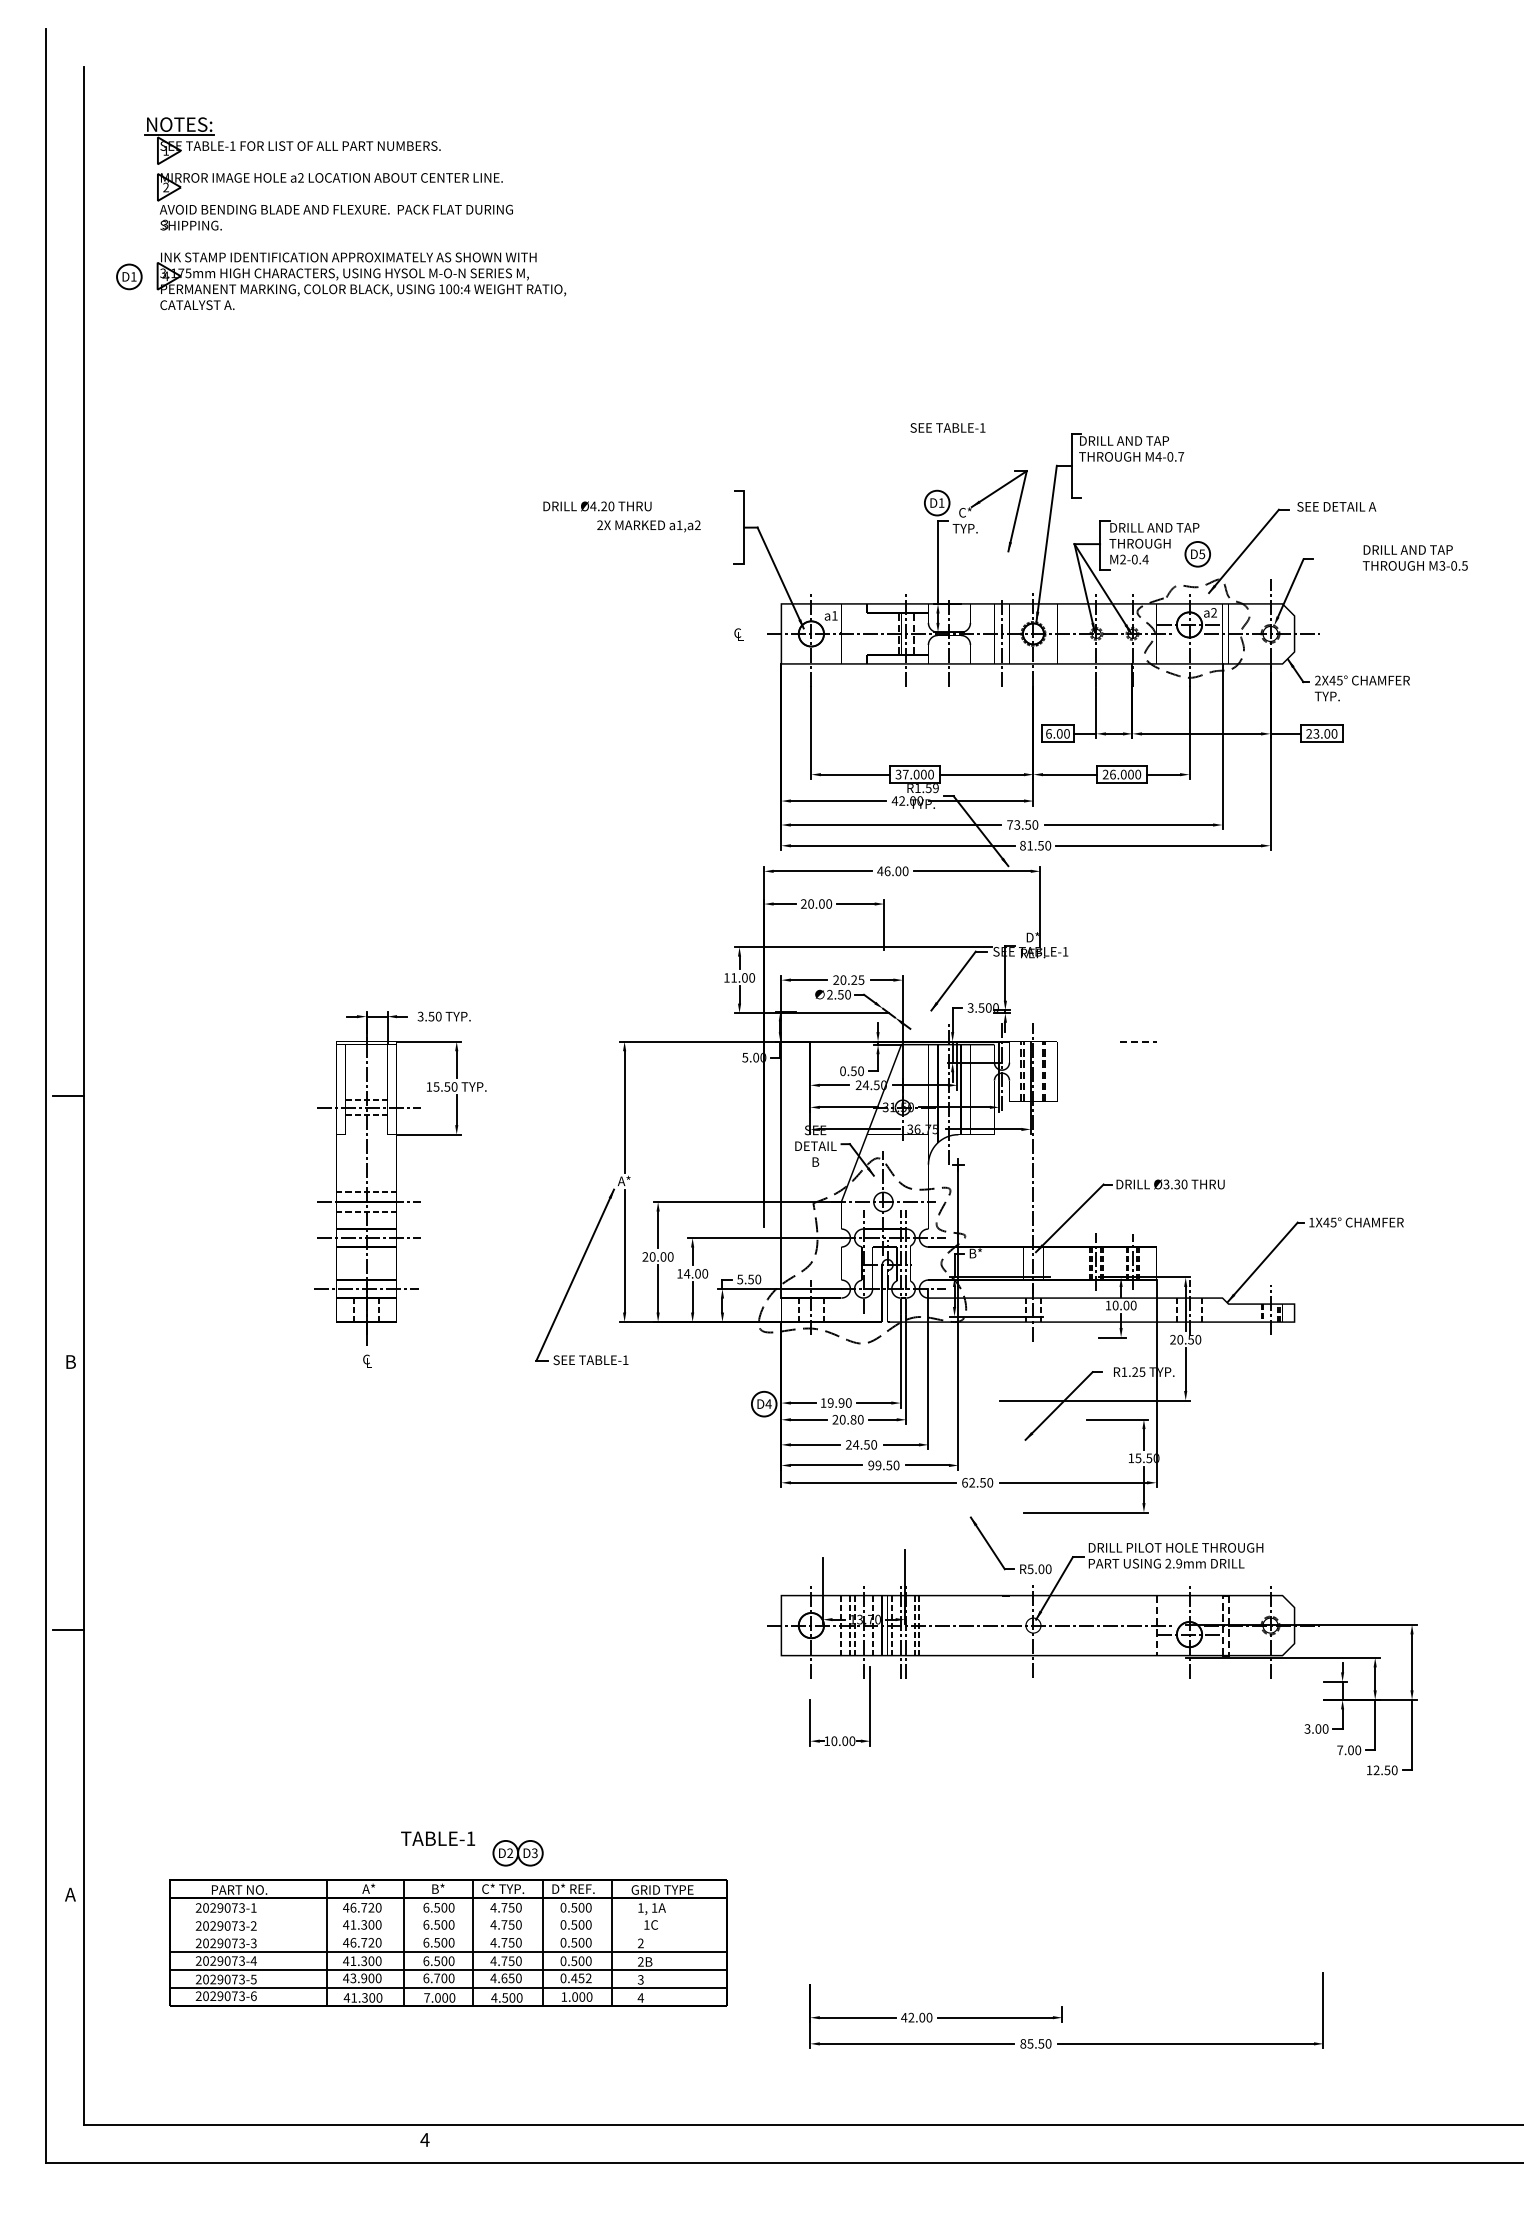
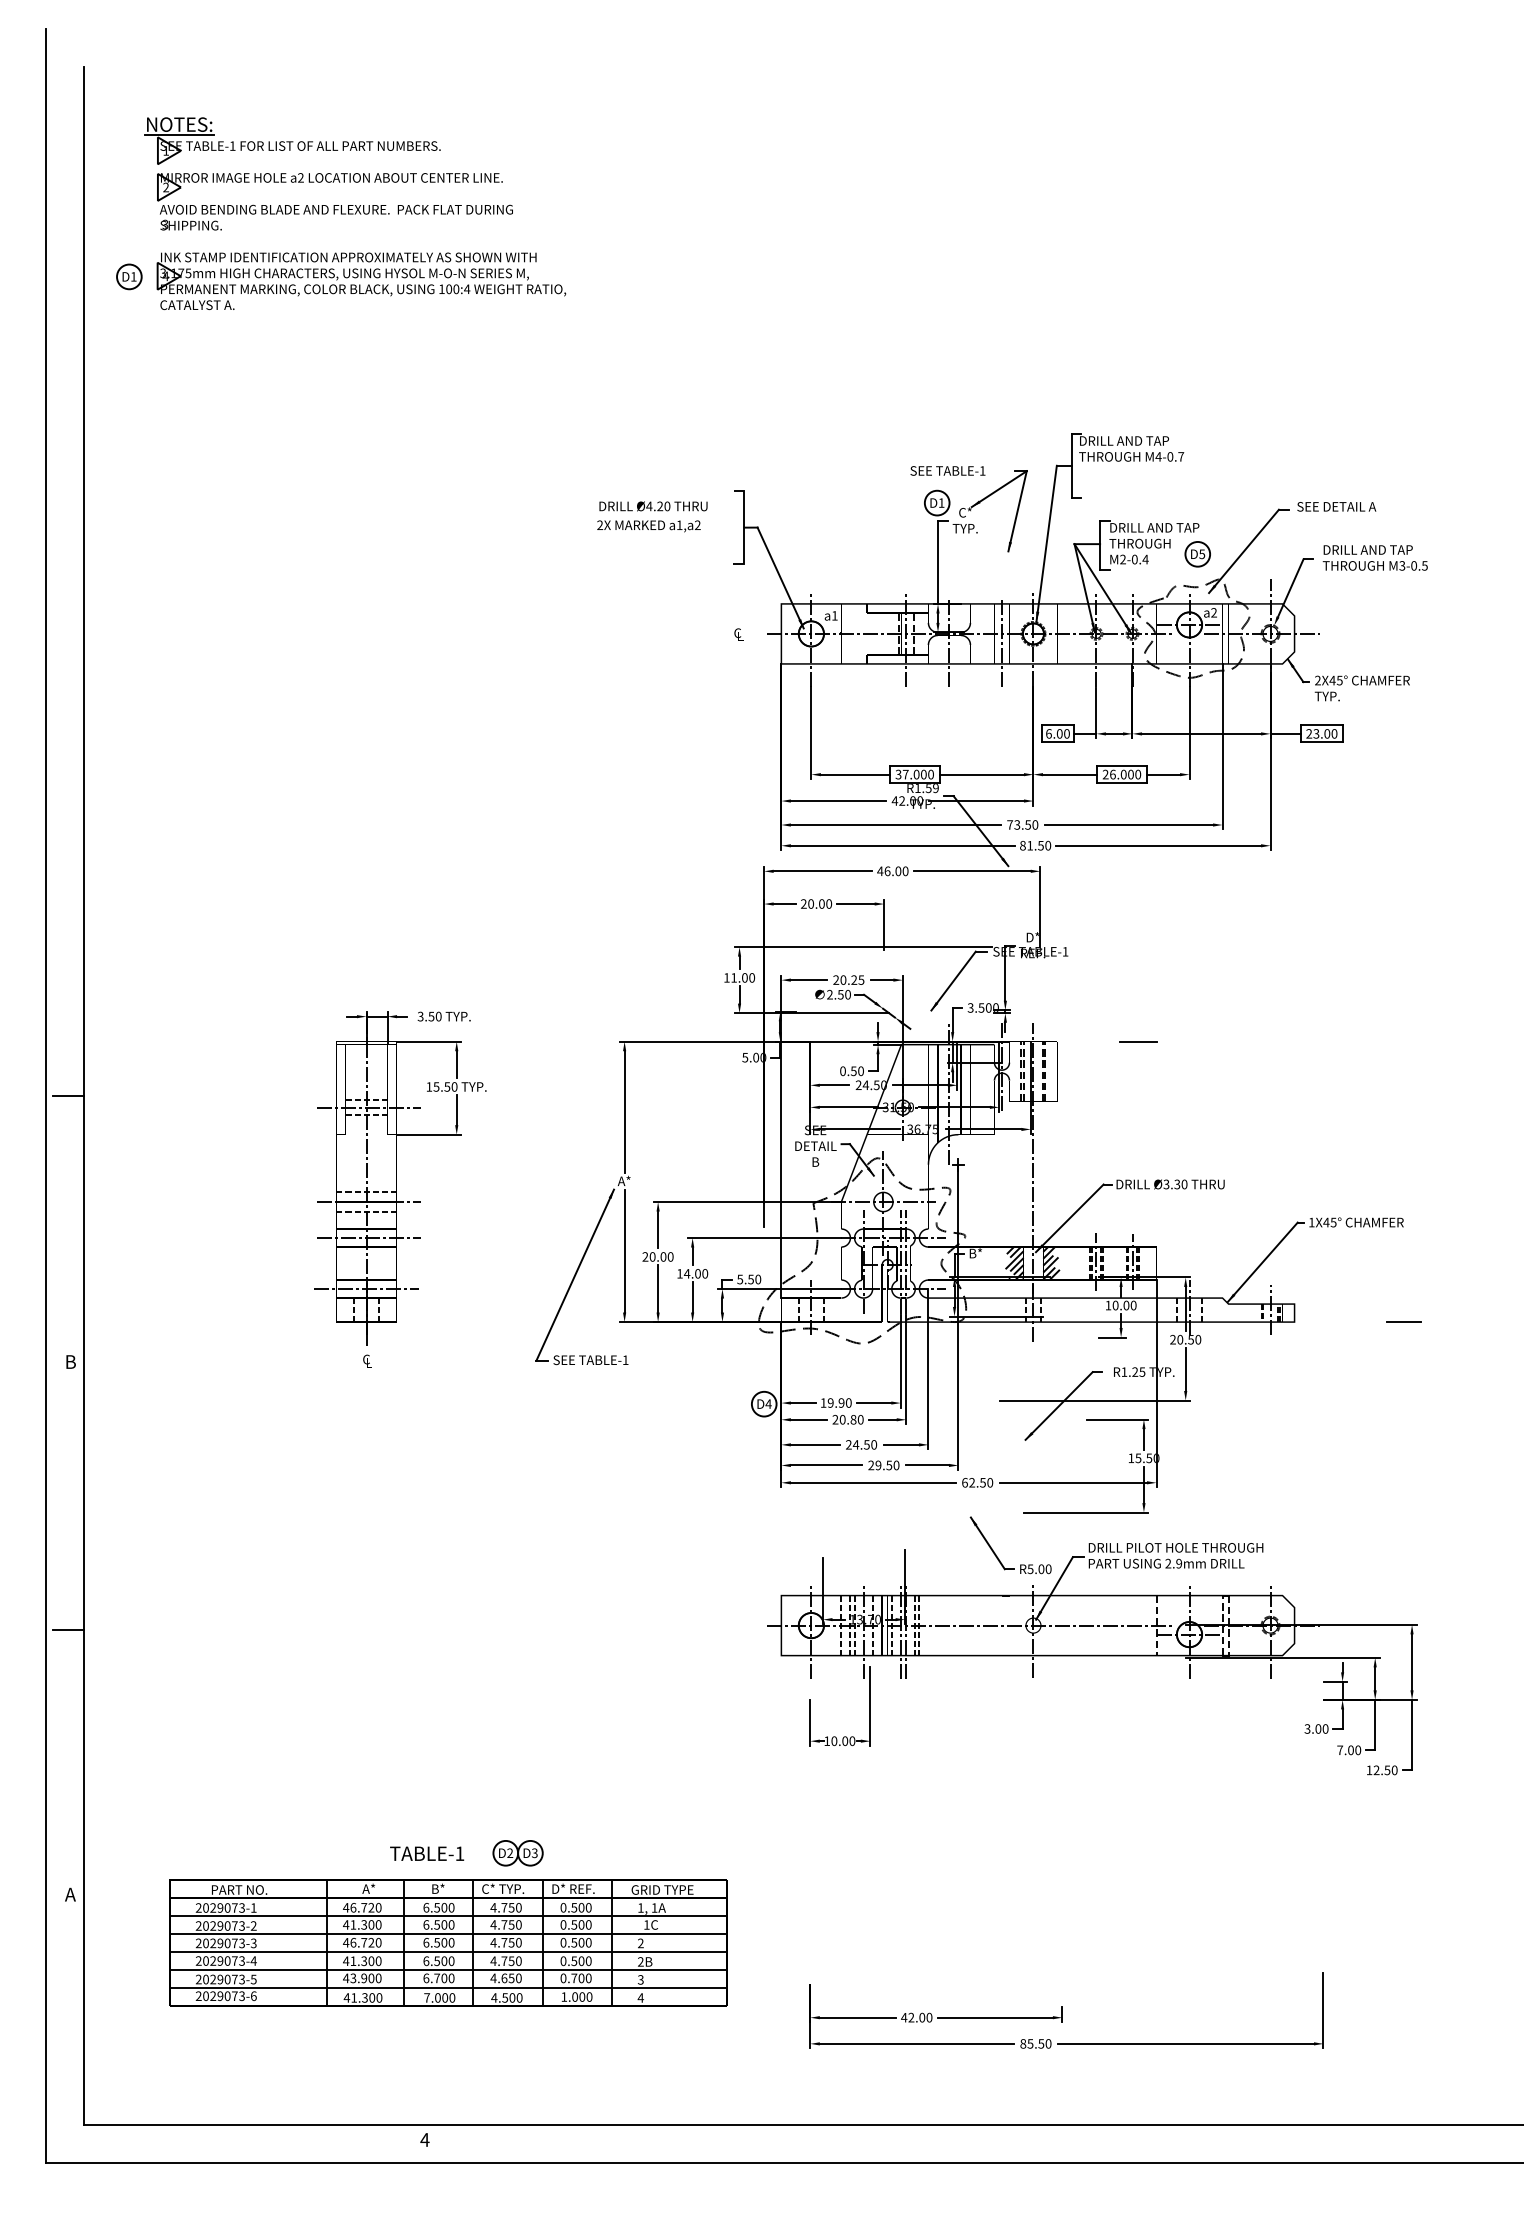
text position: (947, 427) -> (947, 470) (947, 470)
text position: (597, 506) -> (653, 506) (653, 506)
text position: (1414, 557) -> (1374, 557) (1374, 557)
line: dashed -> solid (1138, 1041)
hatch: none -> present (1014, 1263)
hatch: none -> present (1051, 1263)
line: none -> present (1403, 1322)
text: 99.50 -> 29.50 (871, 1465)
text position: (438, 1838) -> (427, 1853) (427, 1853)
line: none -> present (448, 1915)
line: none -> present (448, 1933)
text: 0.452 -> 0.700 (581, 1978)
